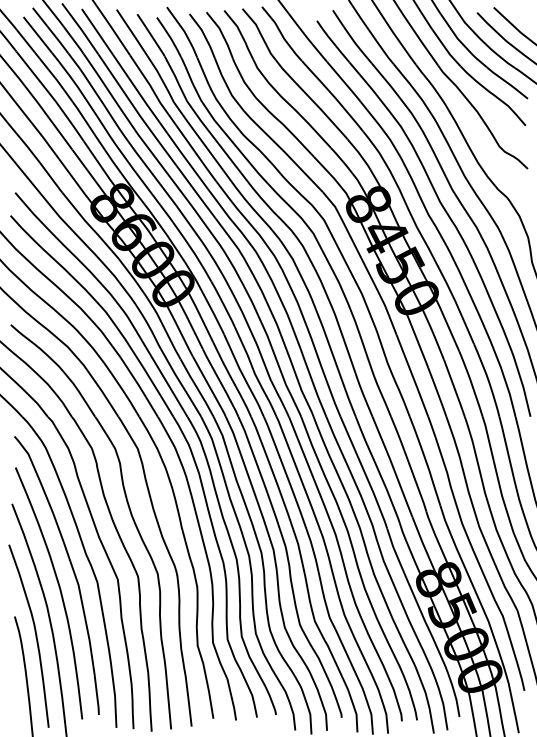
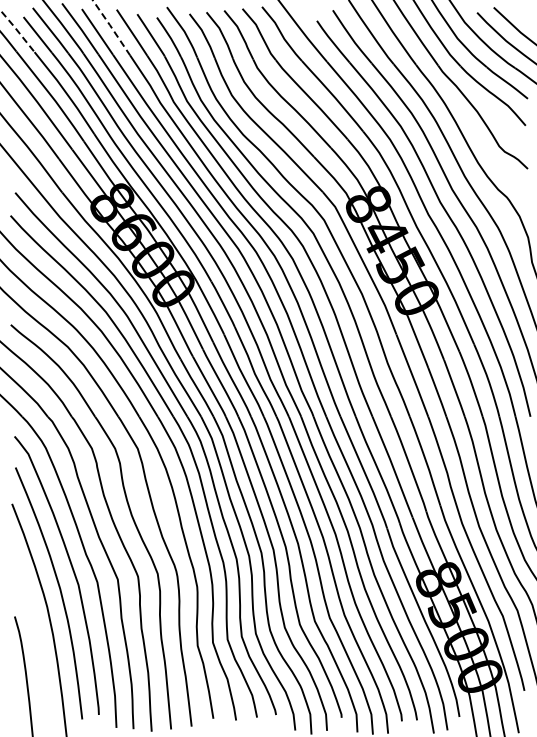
line: solid -> dashed (111, 27)
line: solid -> dashed (17, 30)
curve: present -> none (34, 632)
